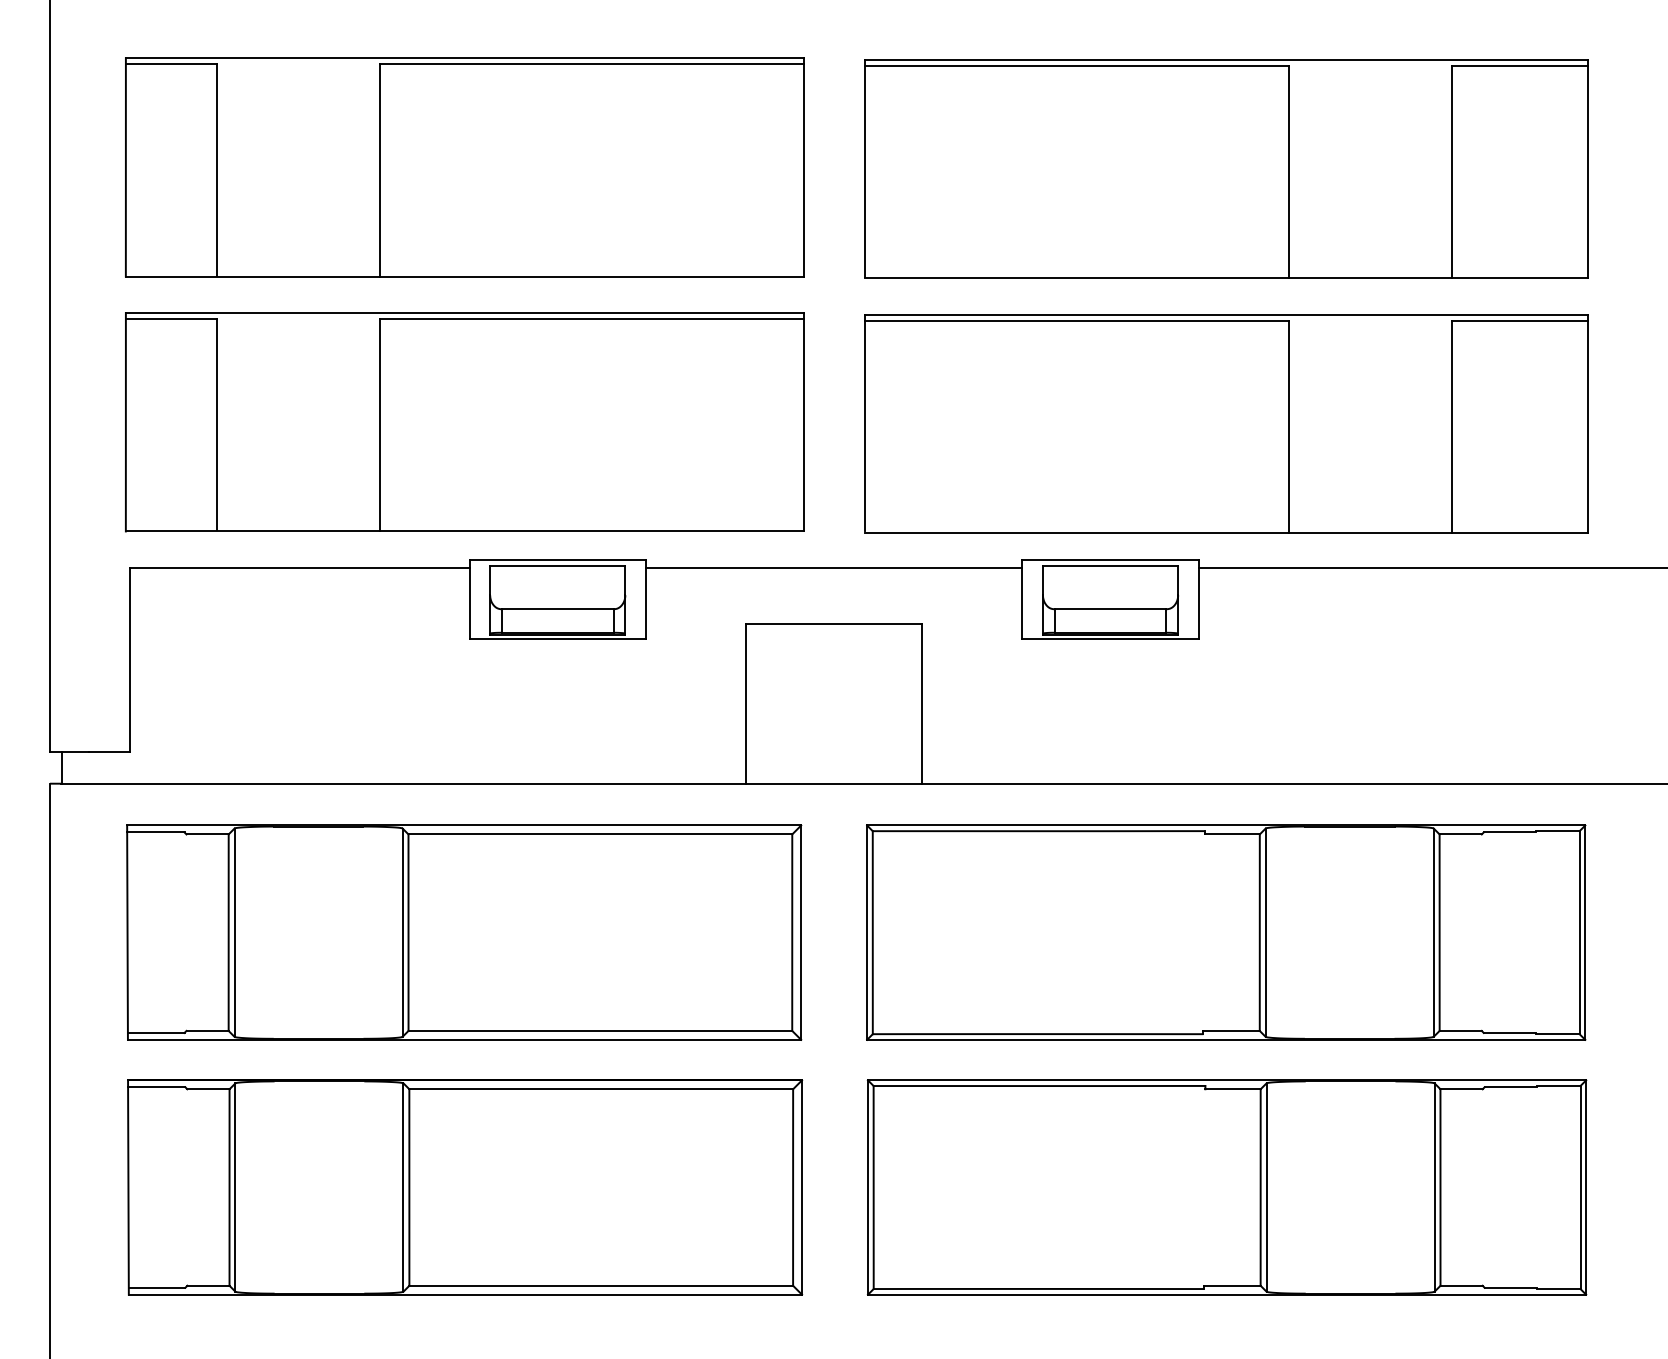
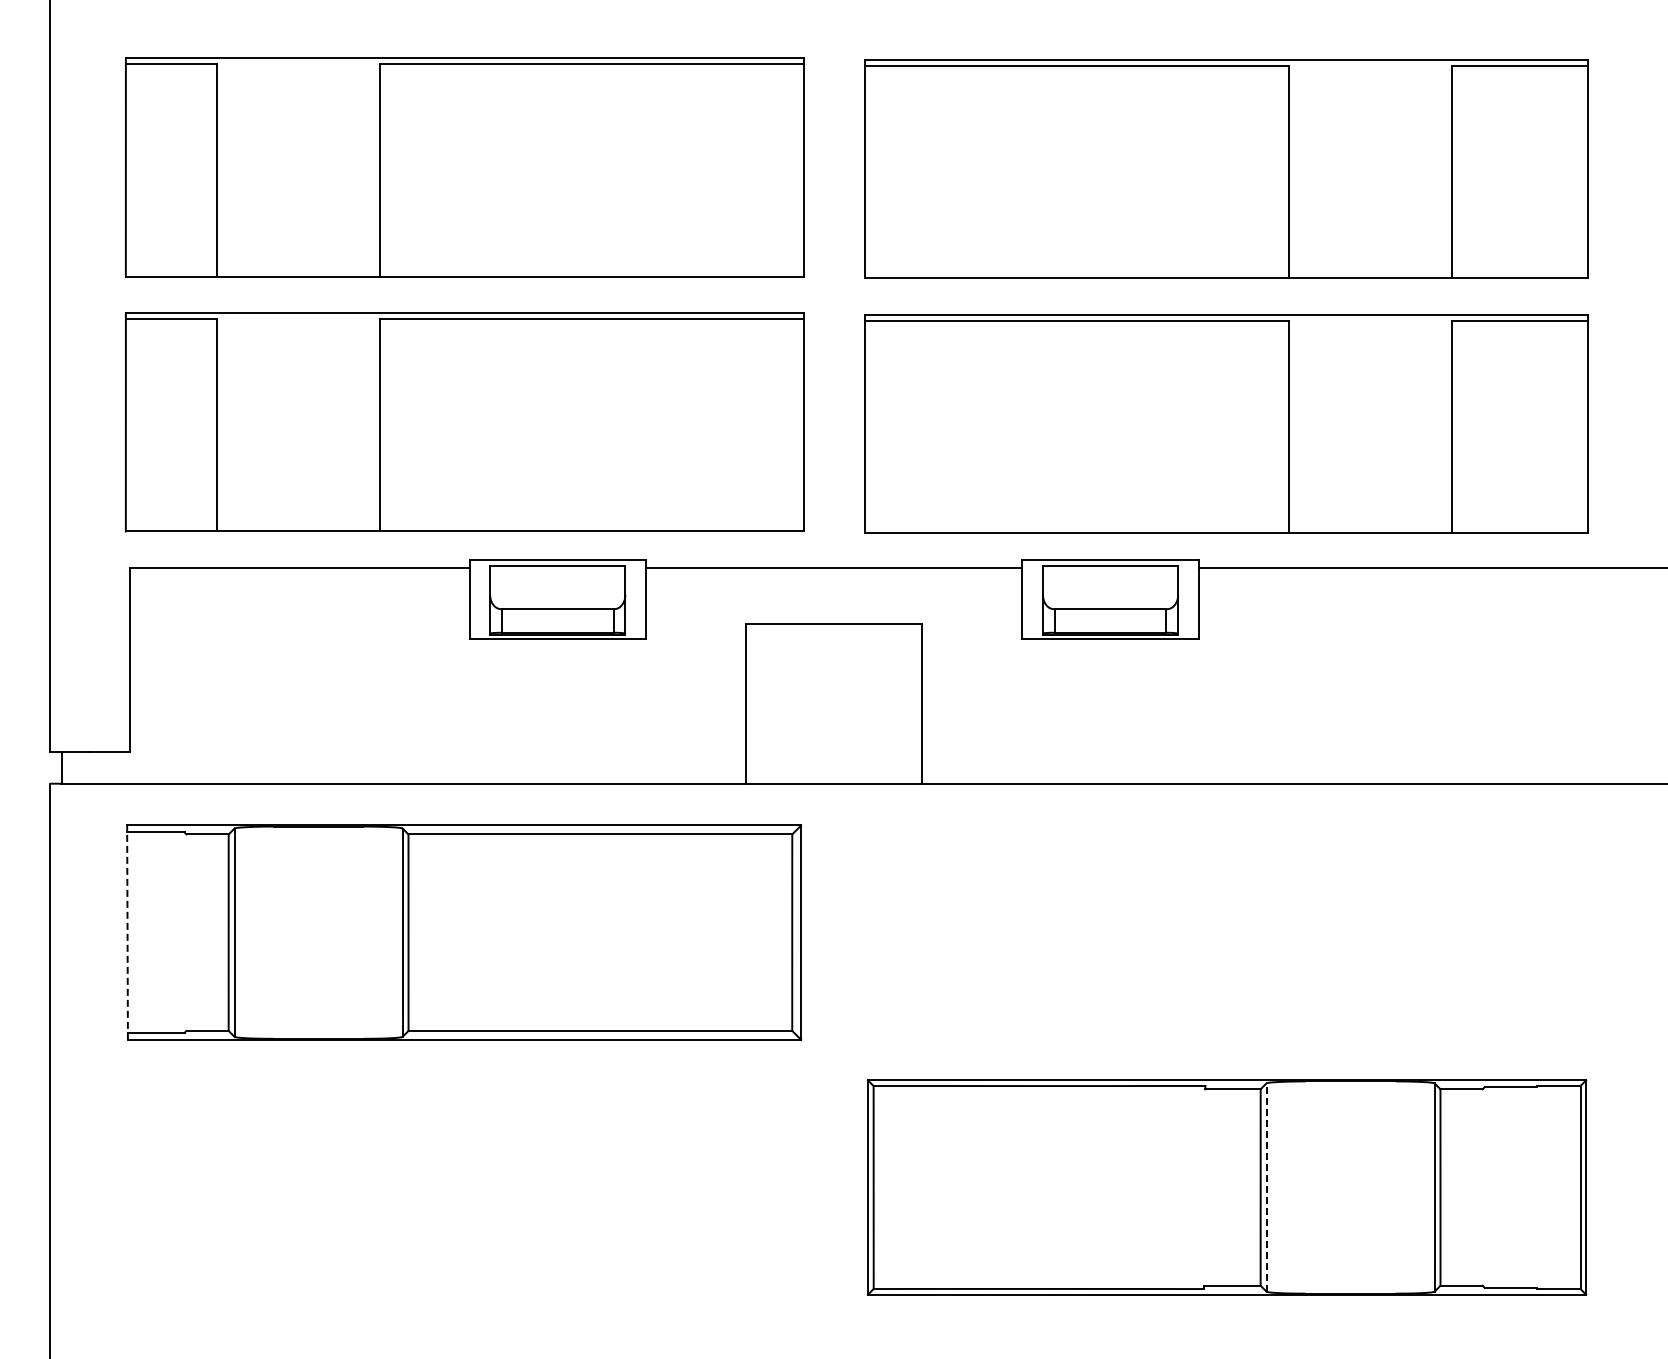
line: solid -> dashed (127, 932)
part: present -> none (1226, 932)
part: present -> none (465, 1187)
line: solid -> dashed (1266, 1187)
